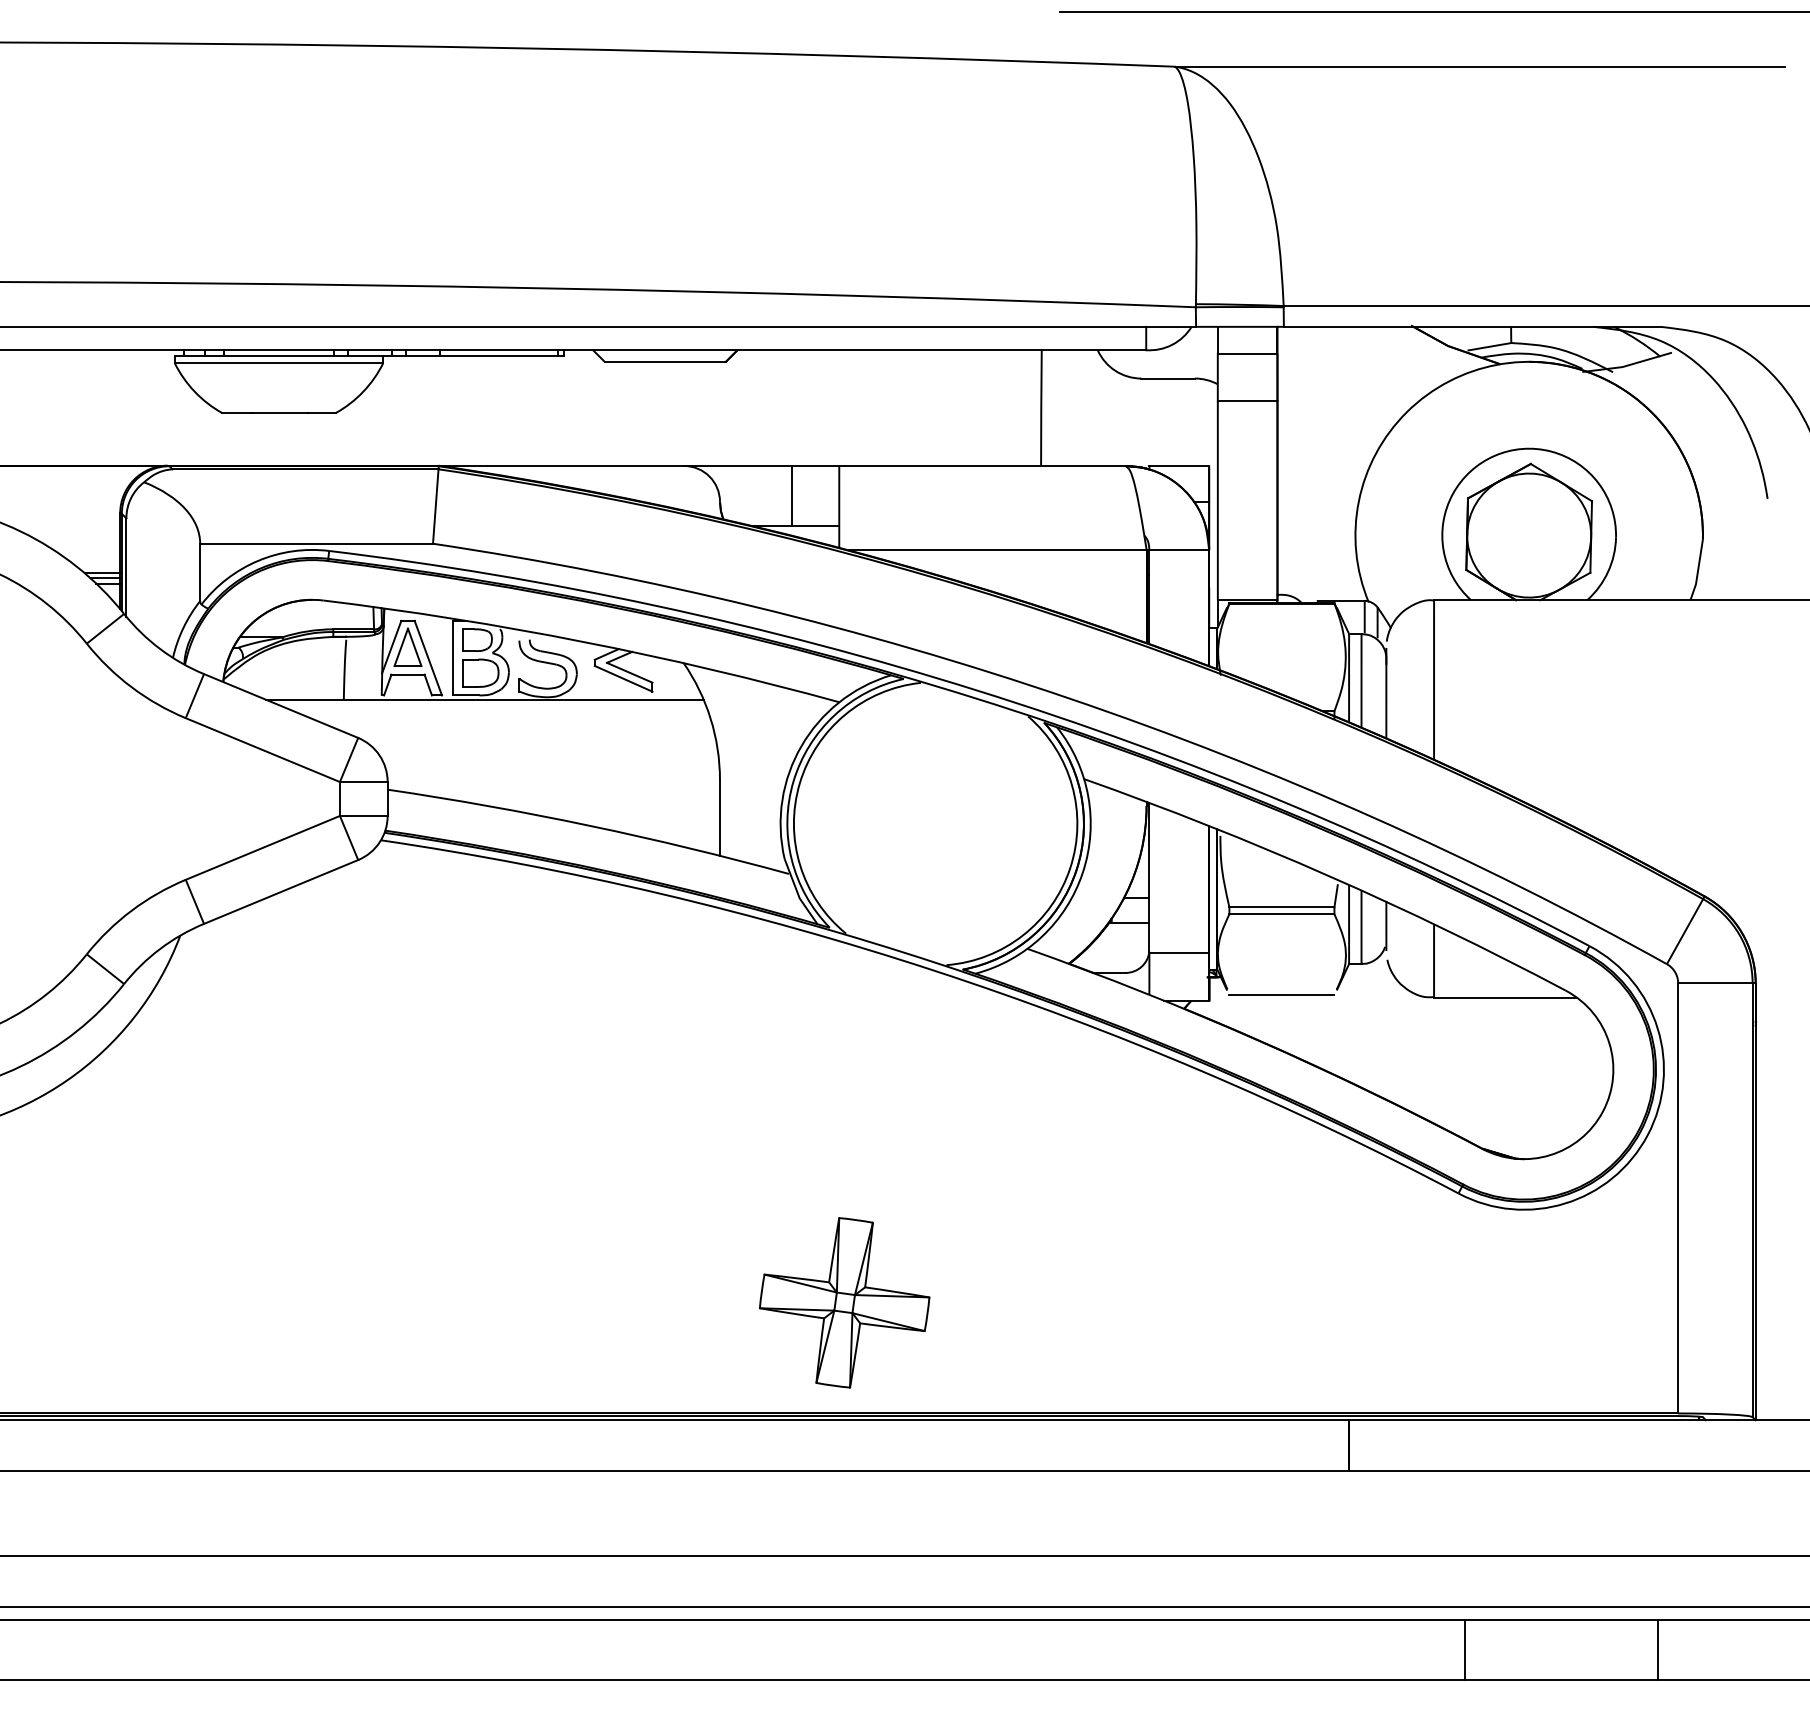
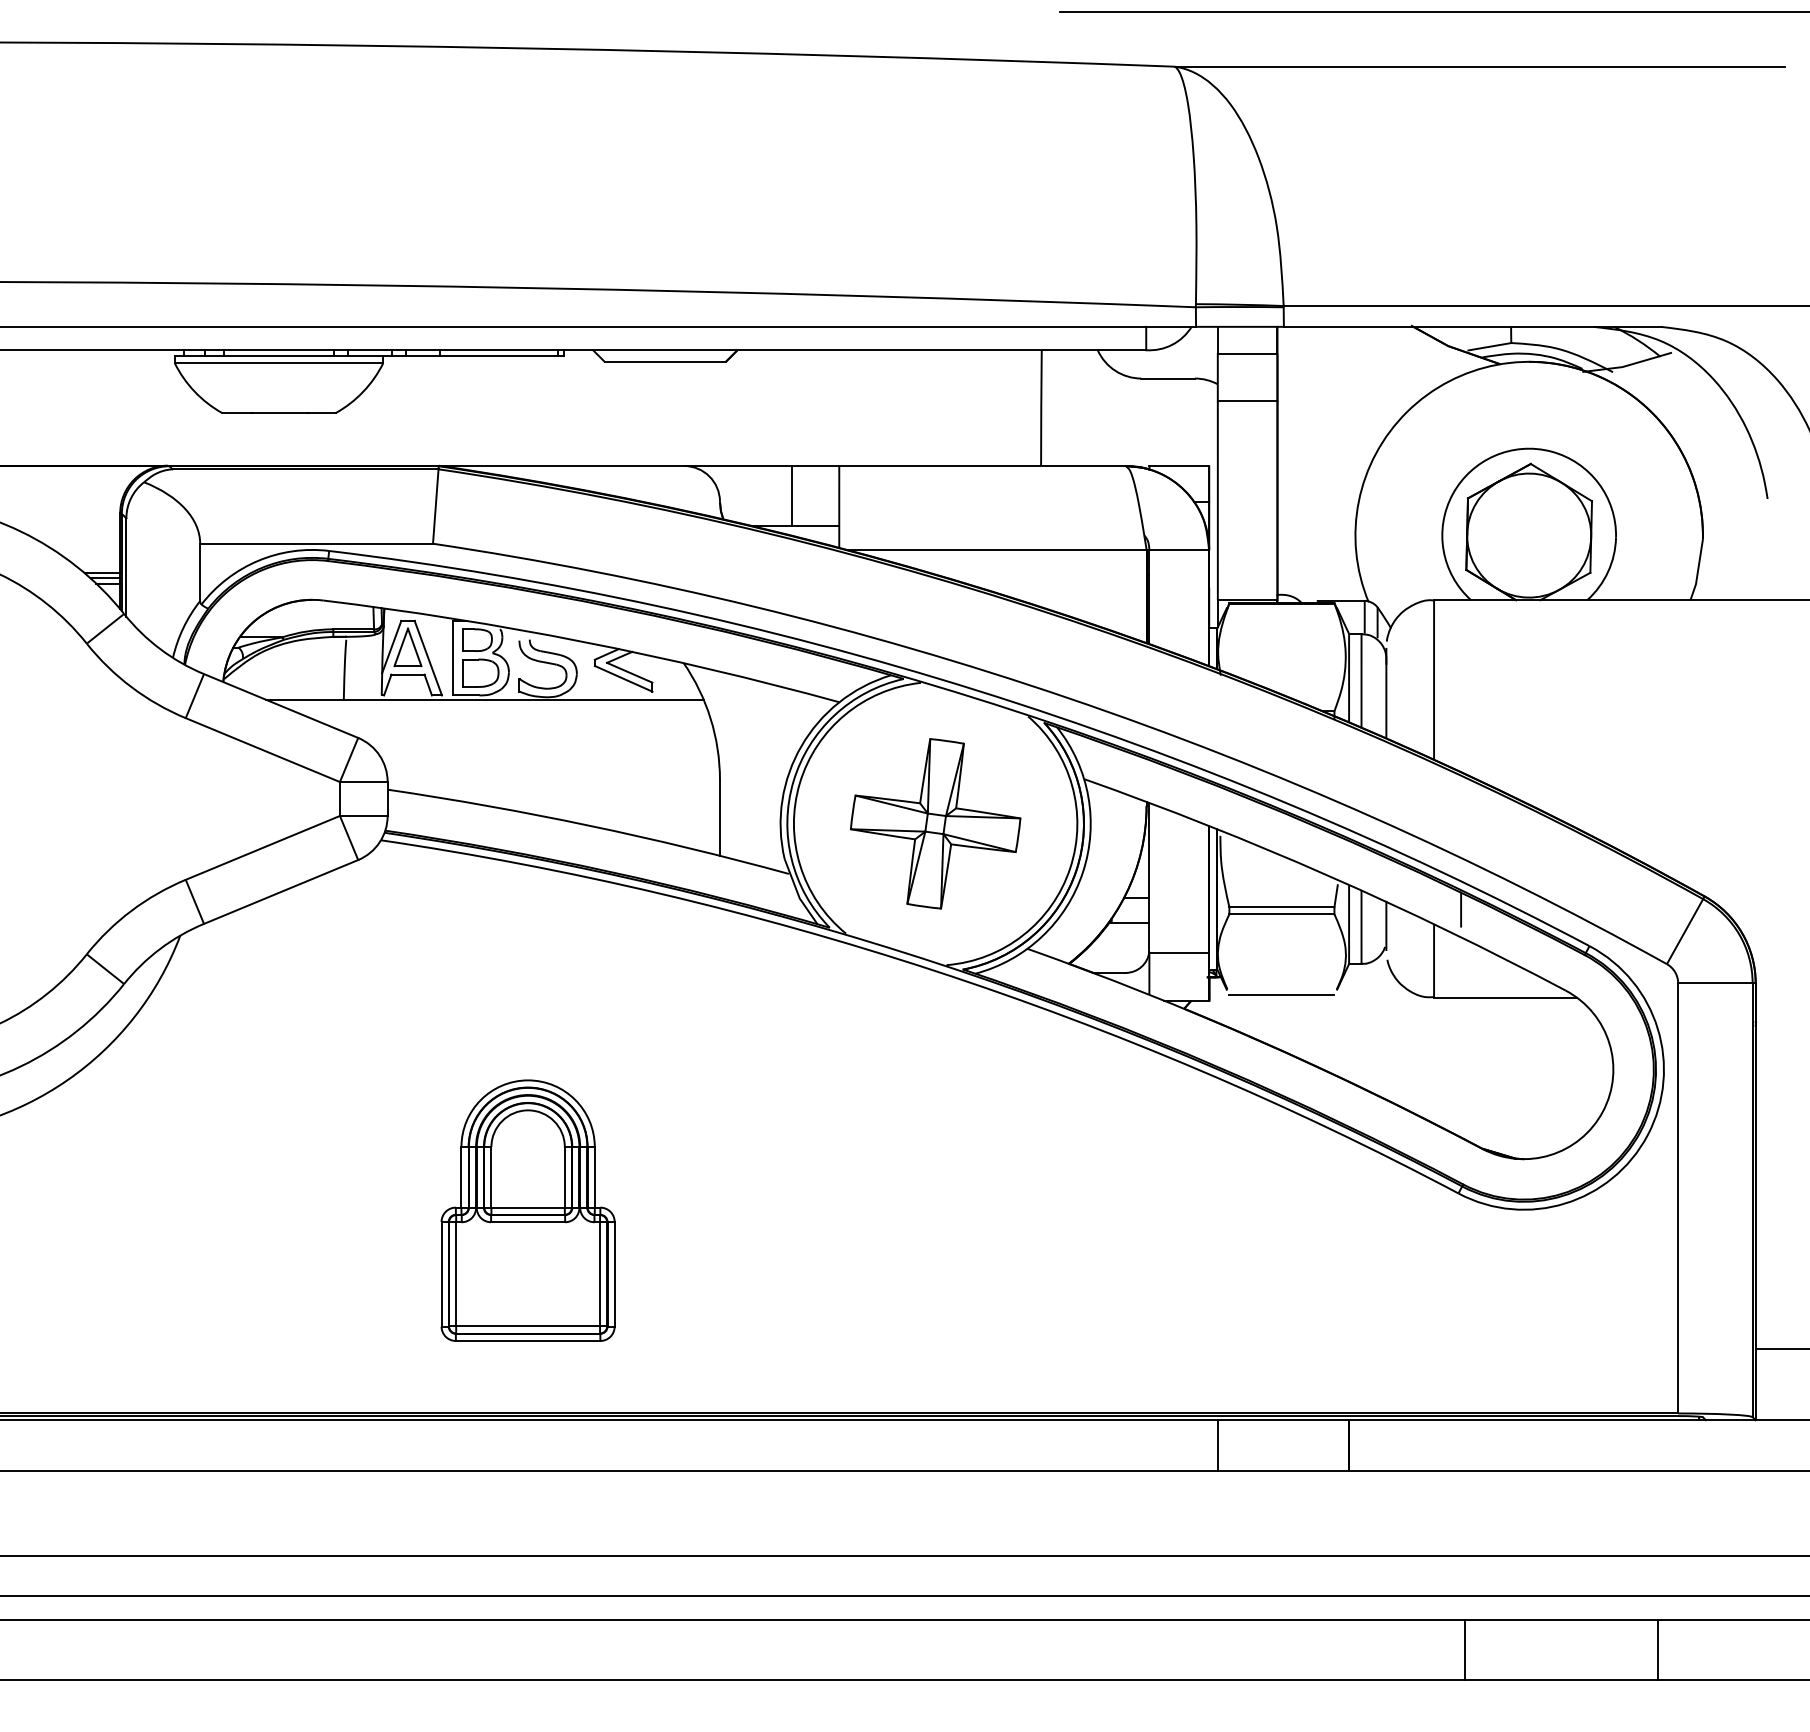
line: none -> present (1461, 909)
part: none -> present (527, 1210)
part position: (844, 1302) -> (935, 823) (935, 823)
line: none -> present (1780, 1348)
line: none -> present (1218, 1445)
line position: (904, 1606) -> (904, 1595) (904, 1595)
